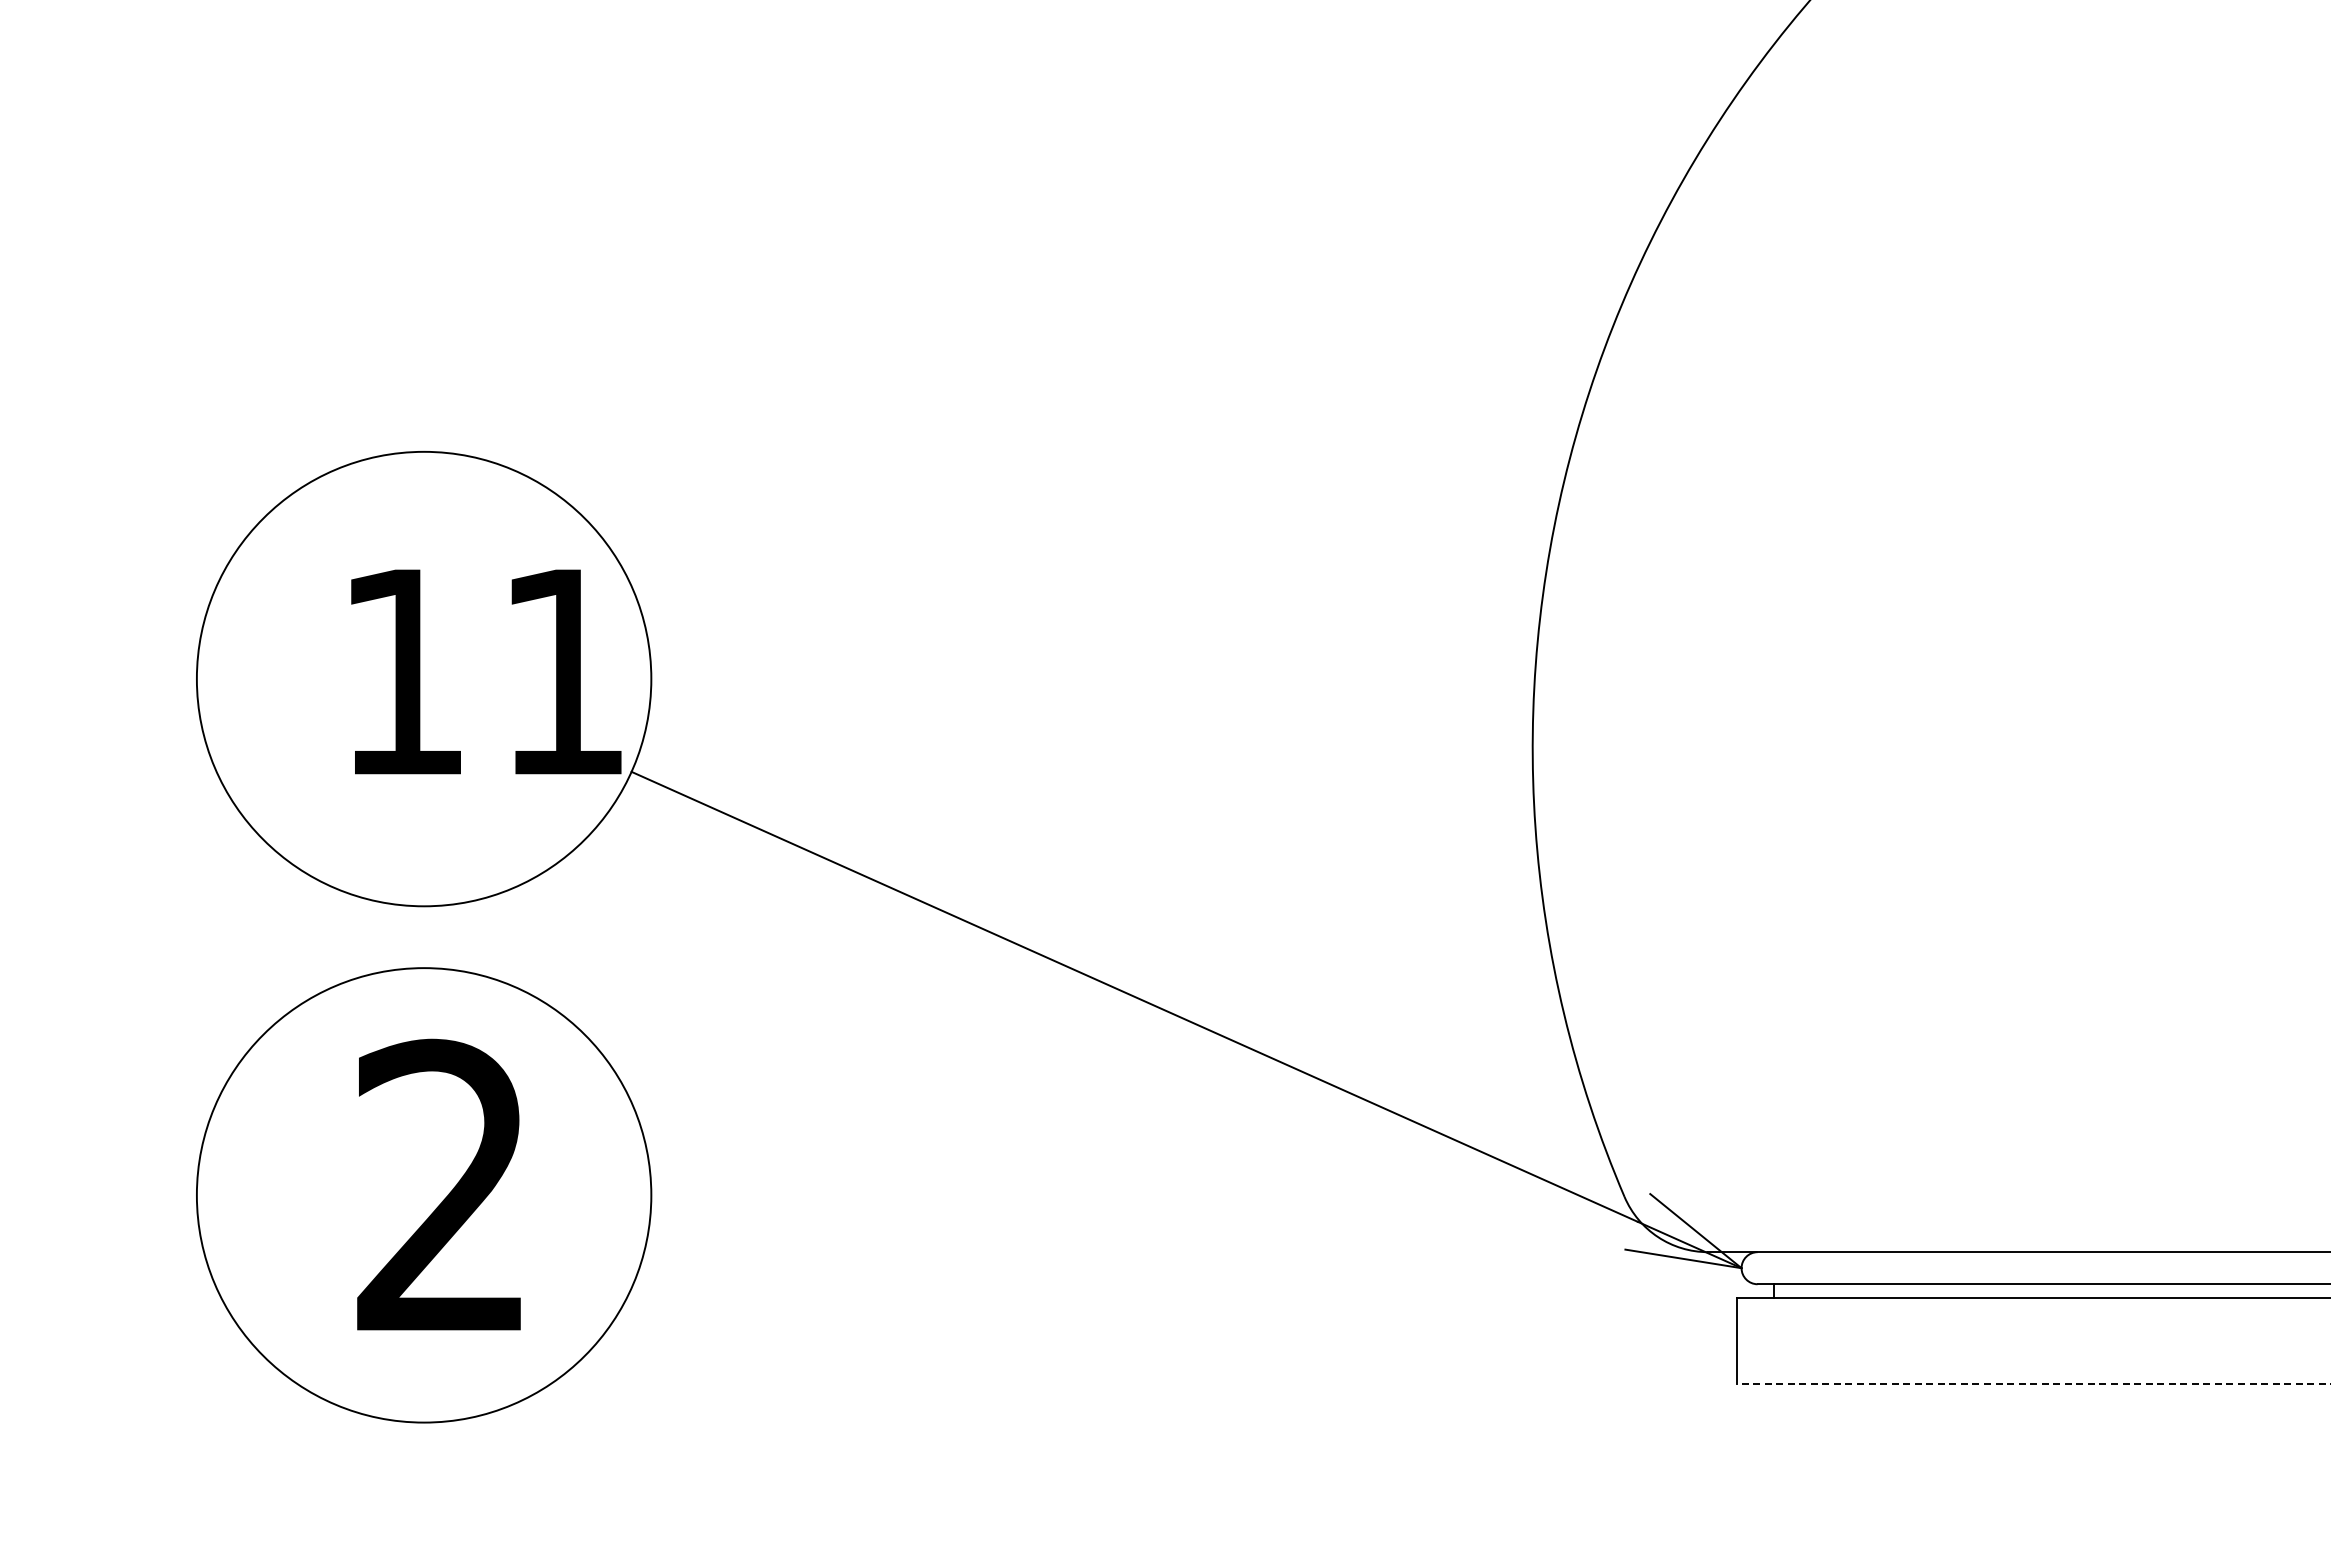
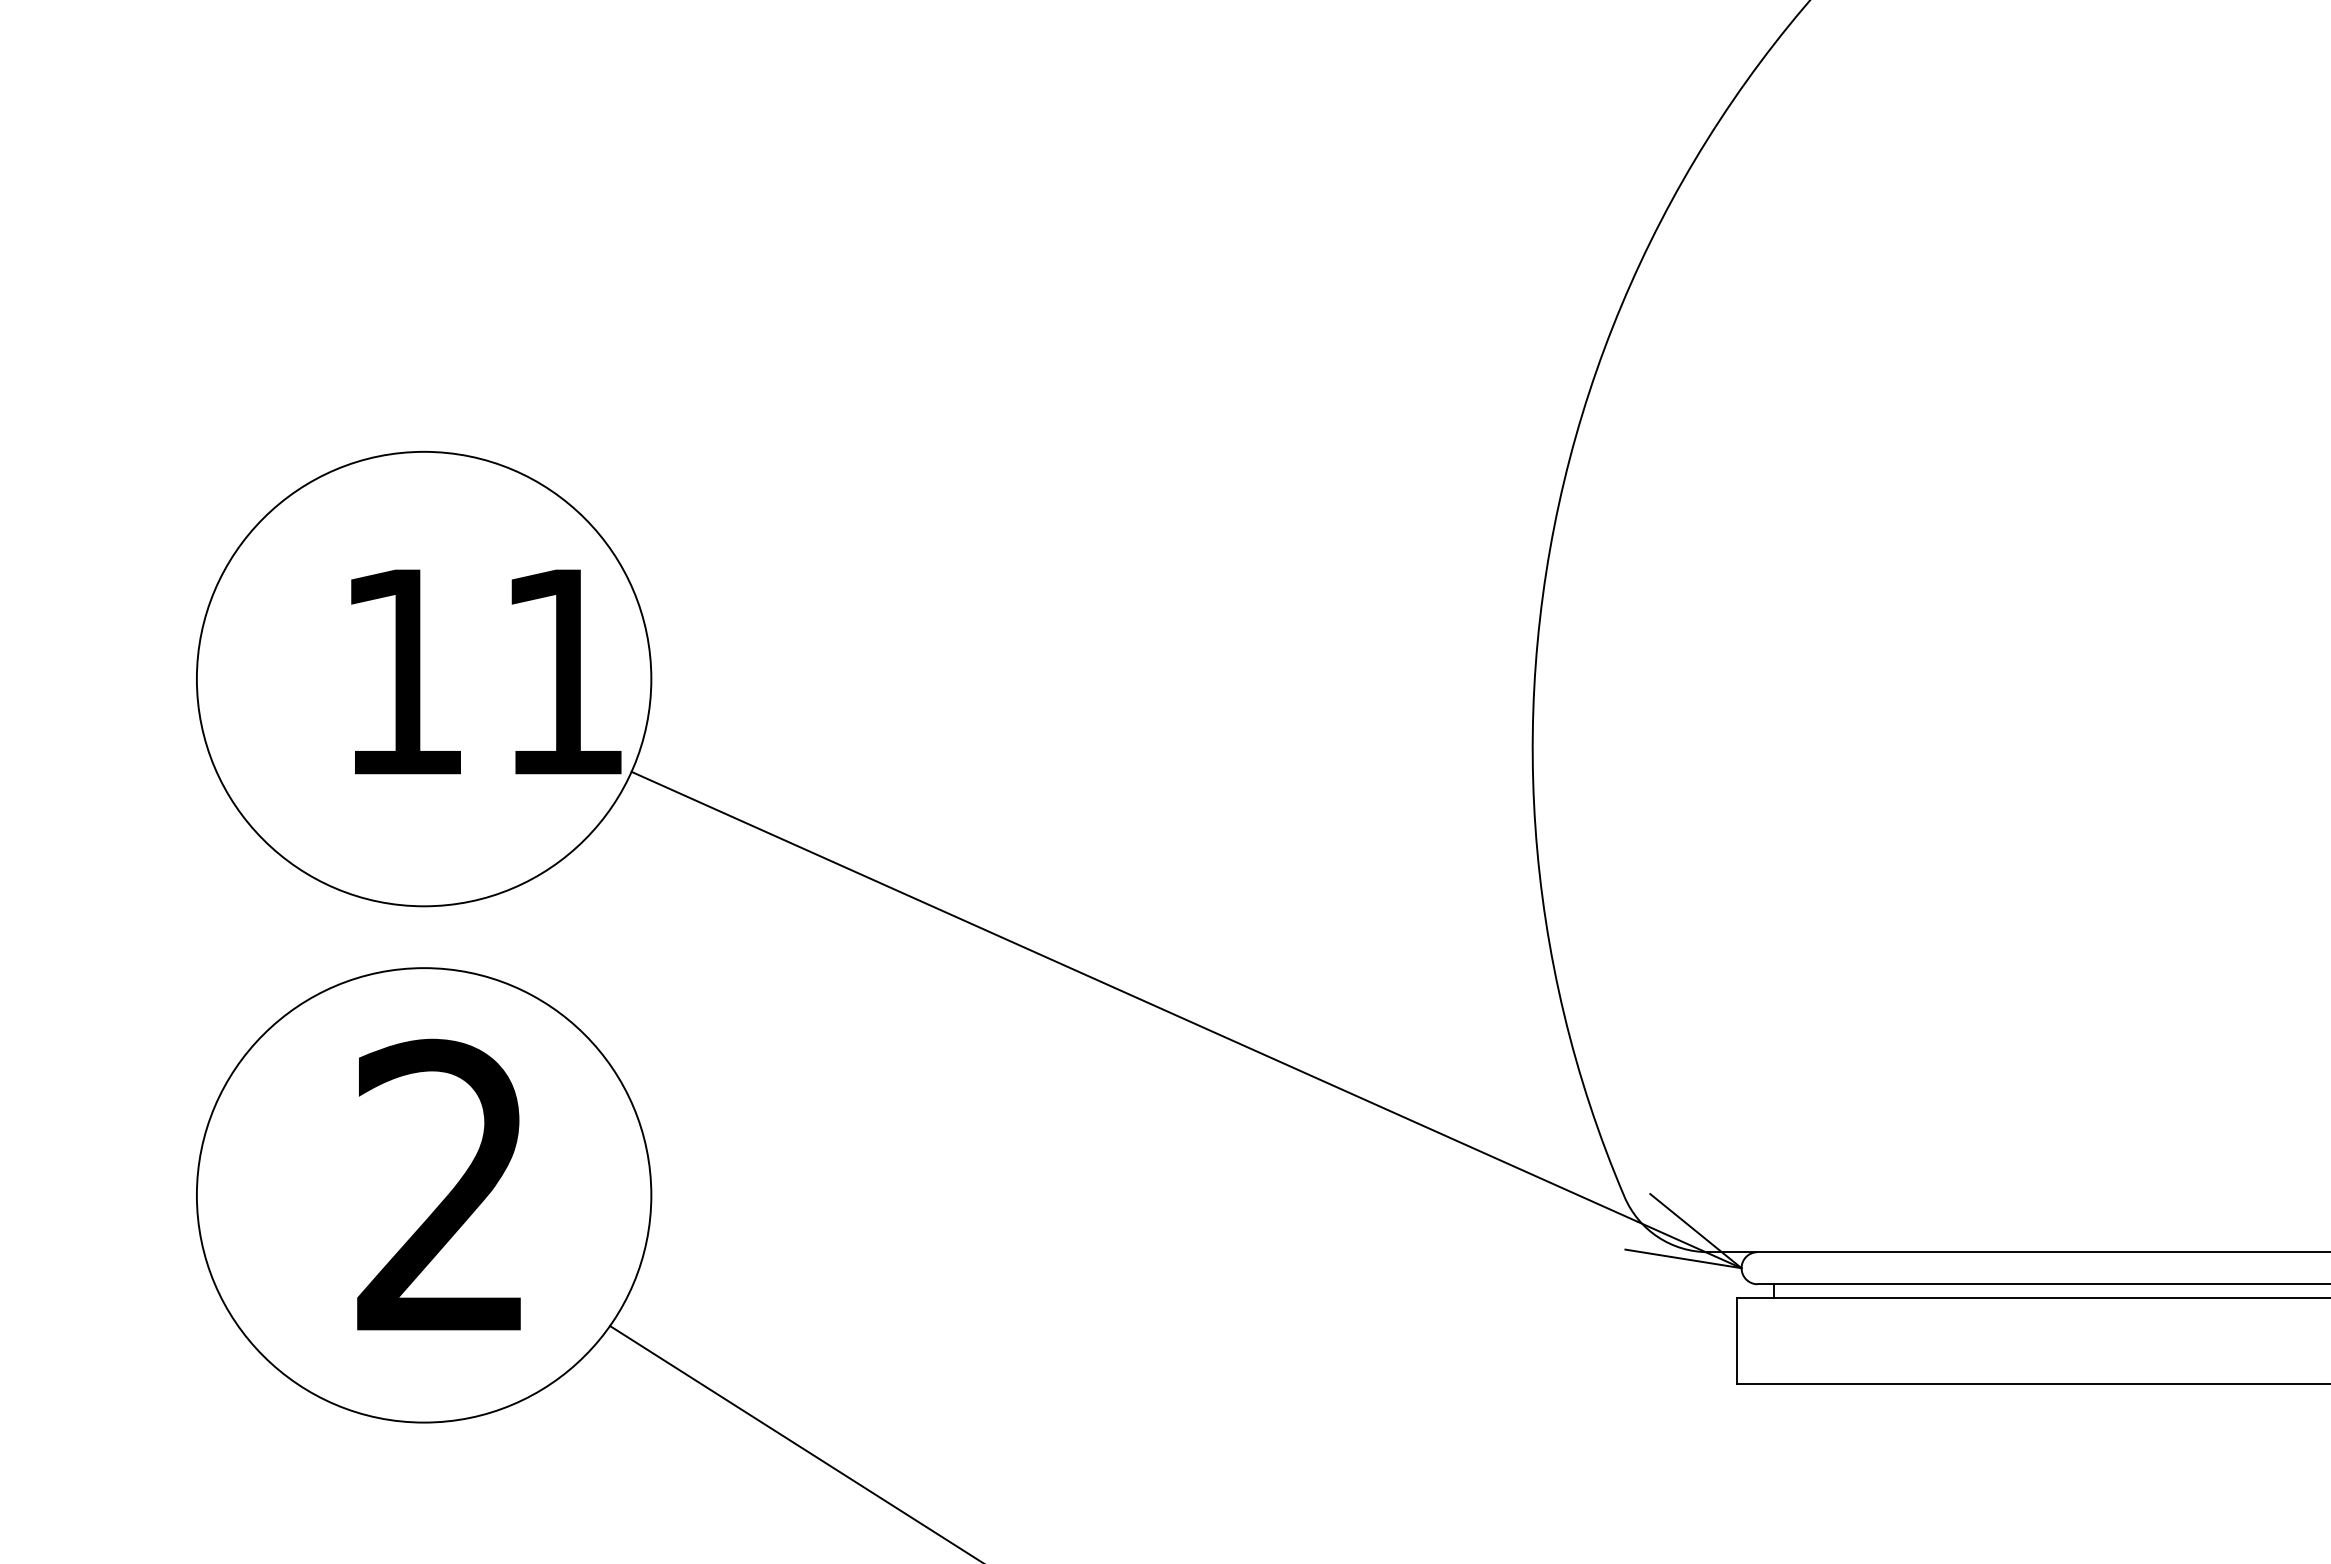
line: dashed -> solid (2033, 1383)
line: none -> present (794, 1443)
